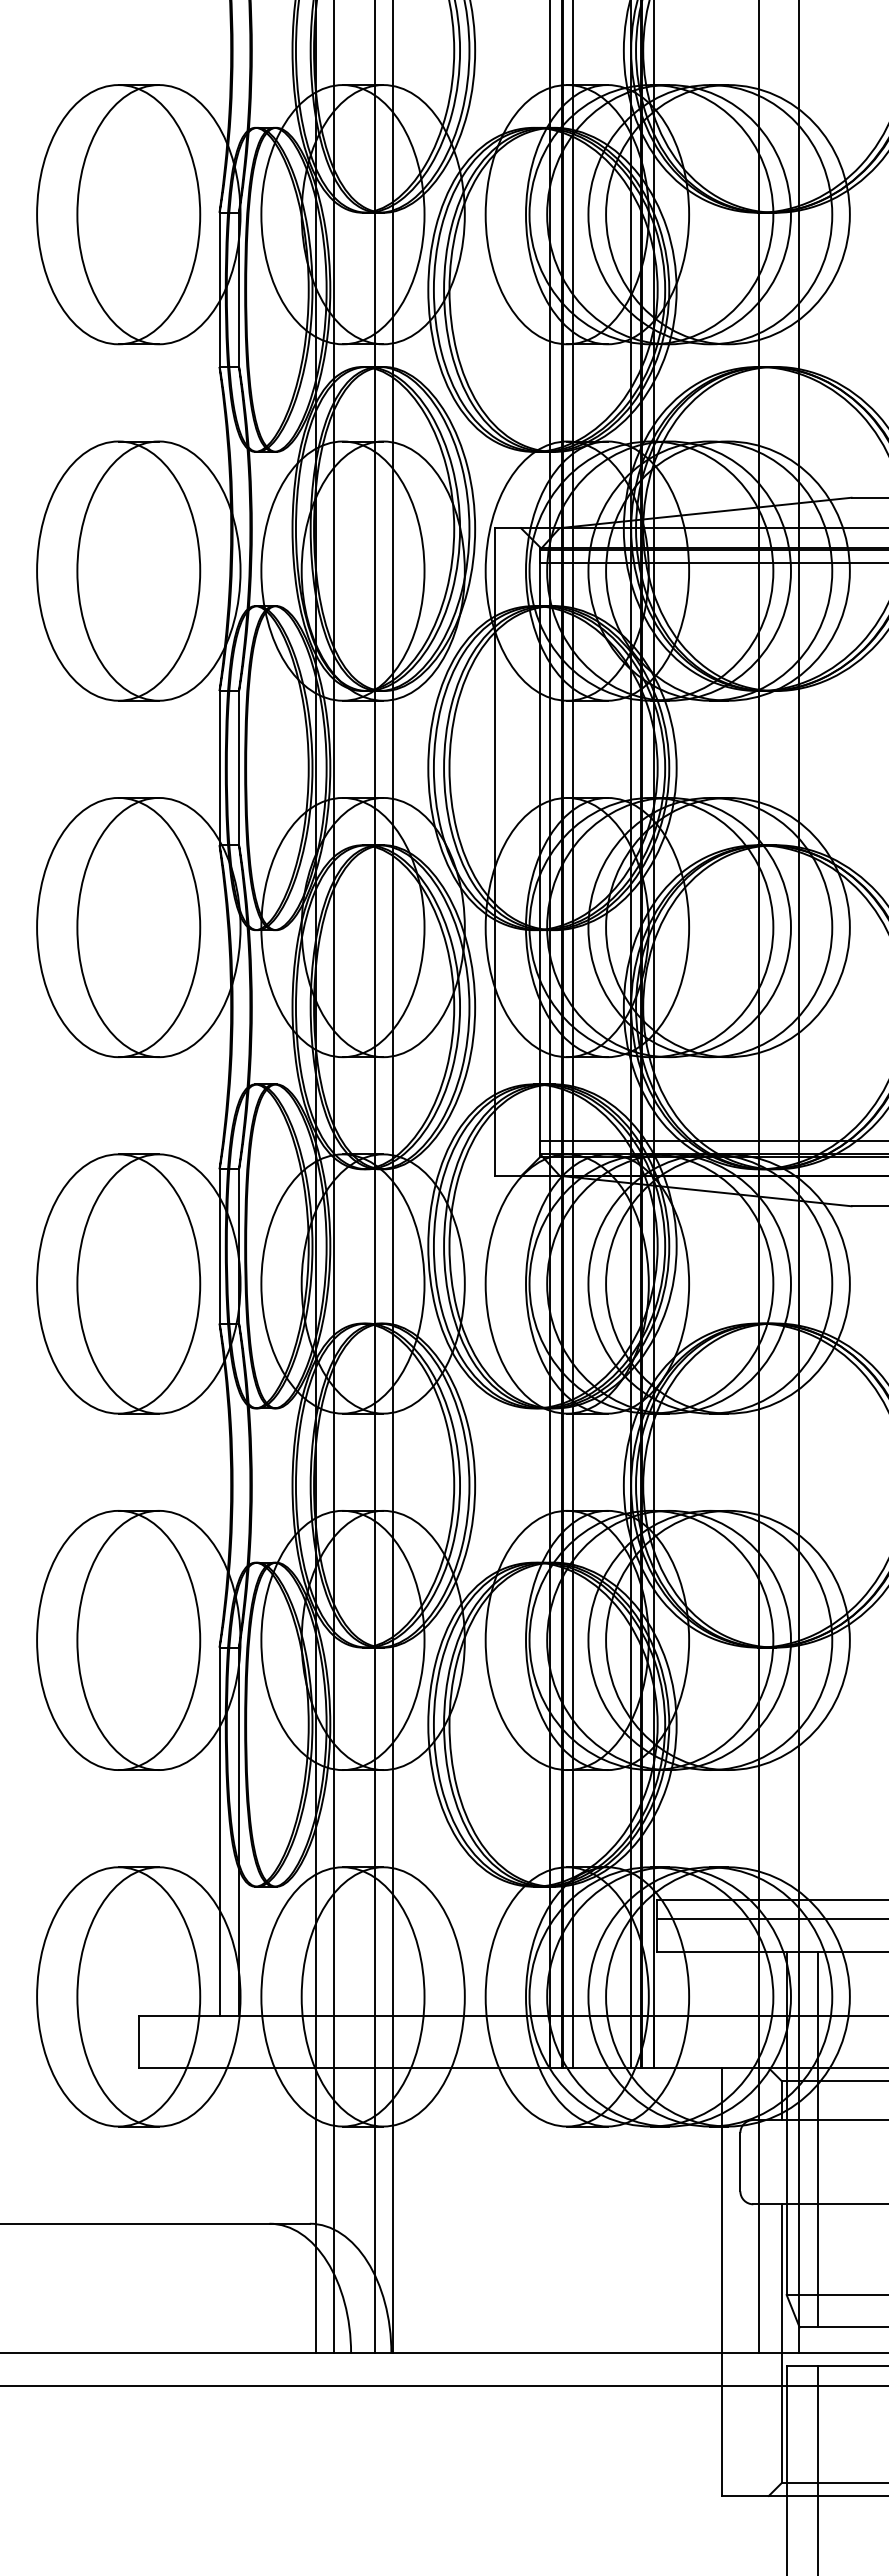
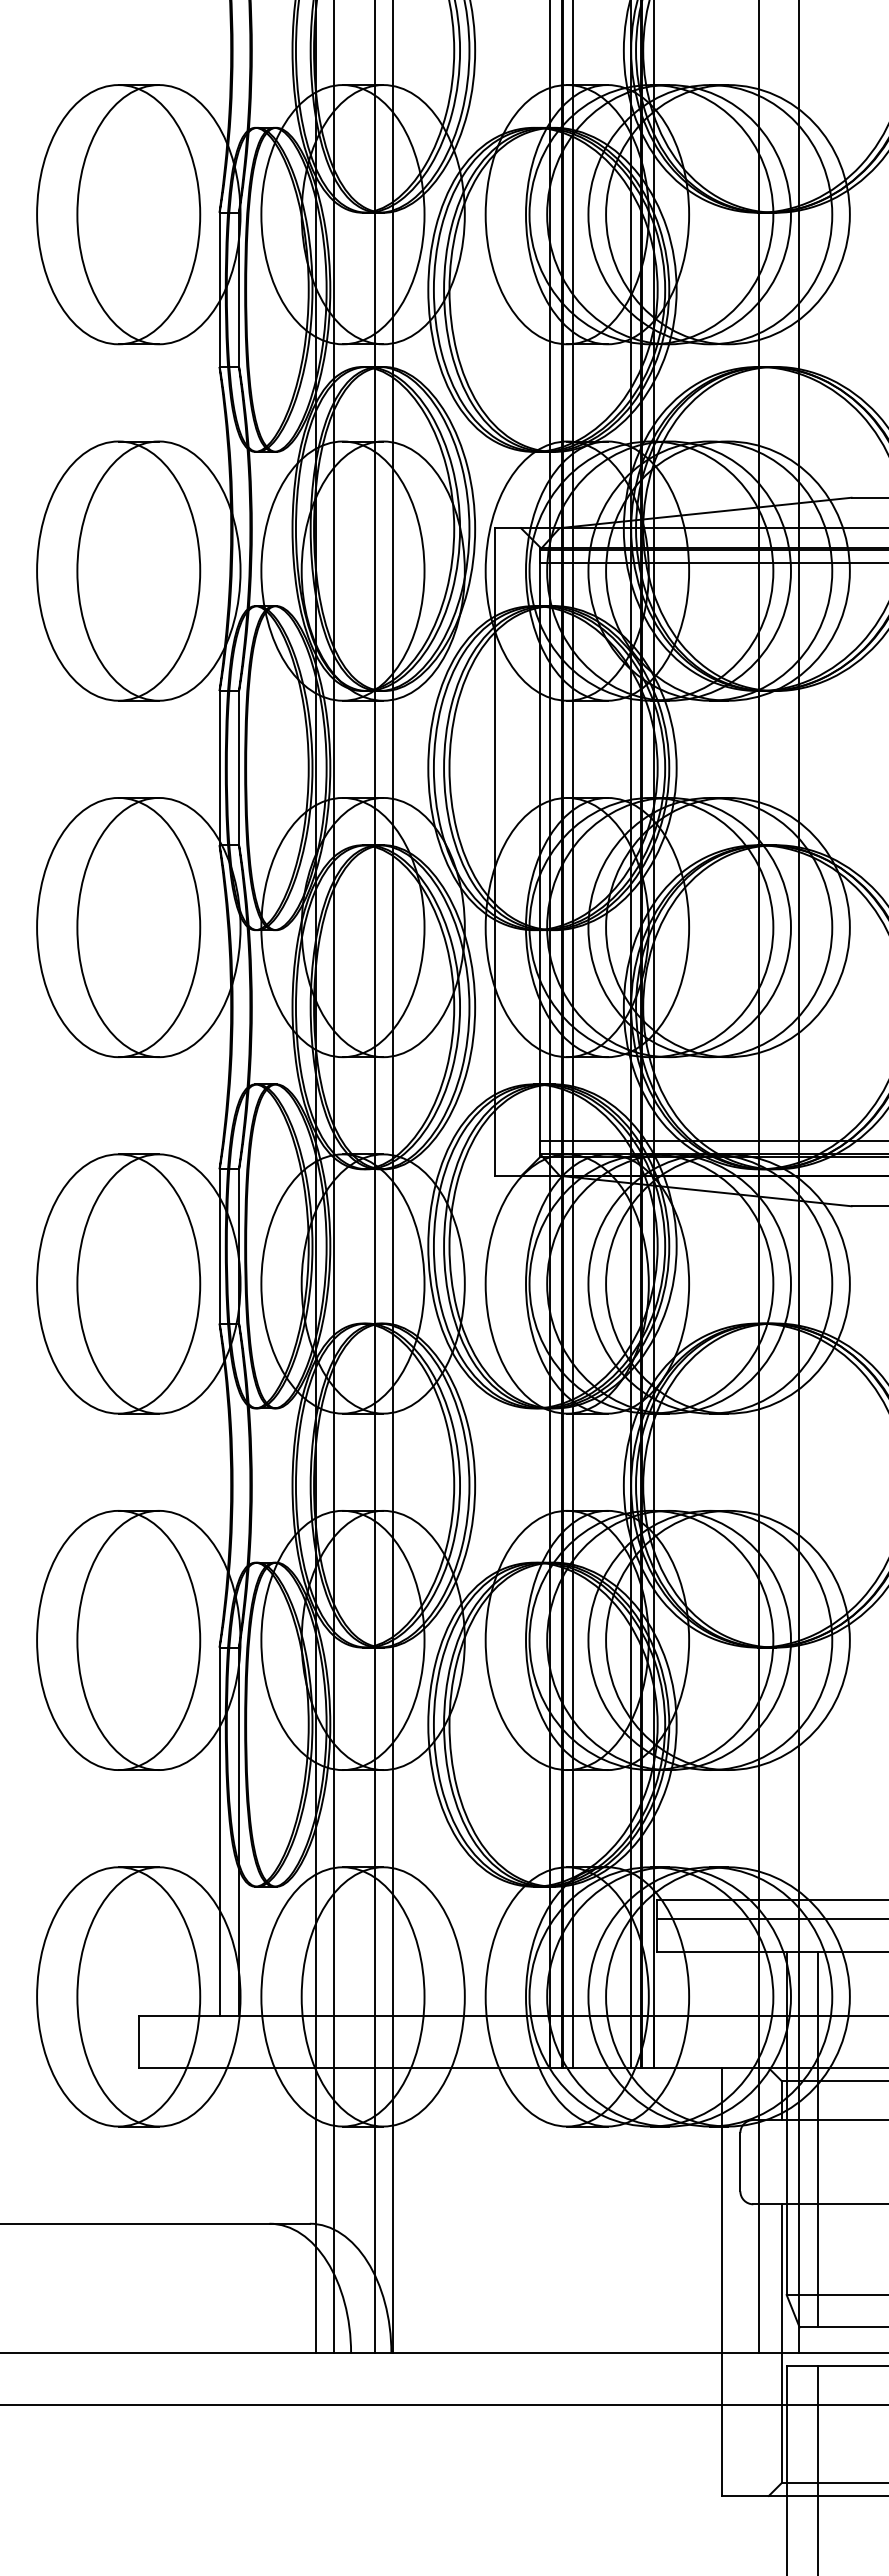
line position: (443, 2385) -> (443, 2404) (443, 2404)
